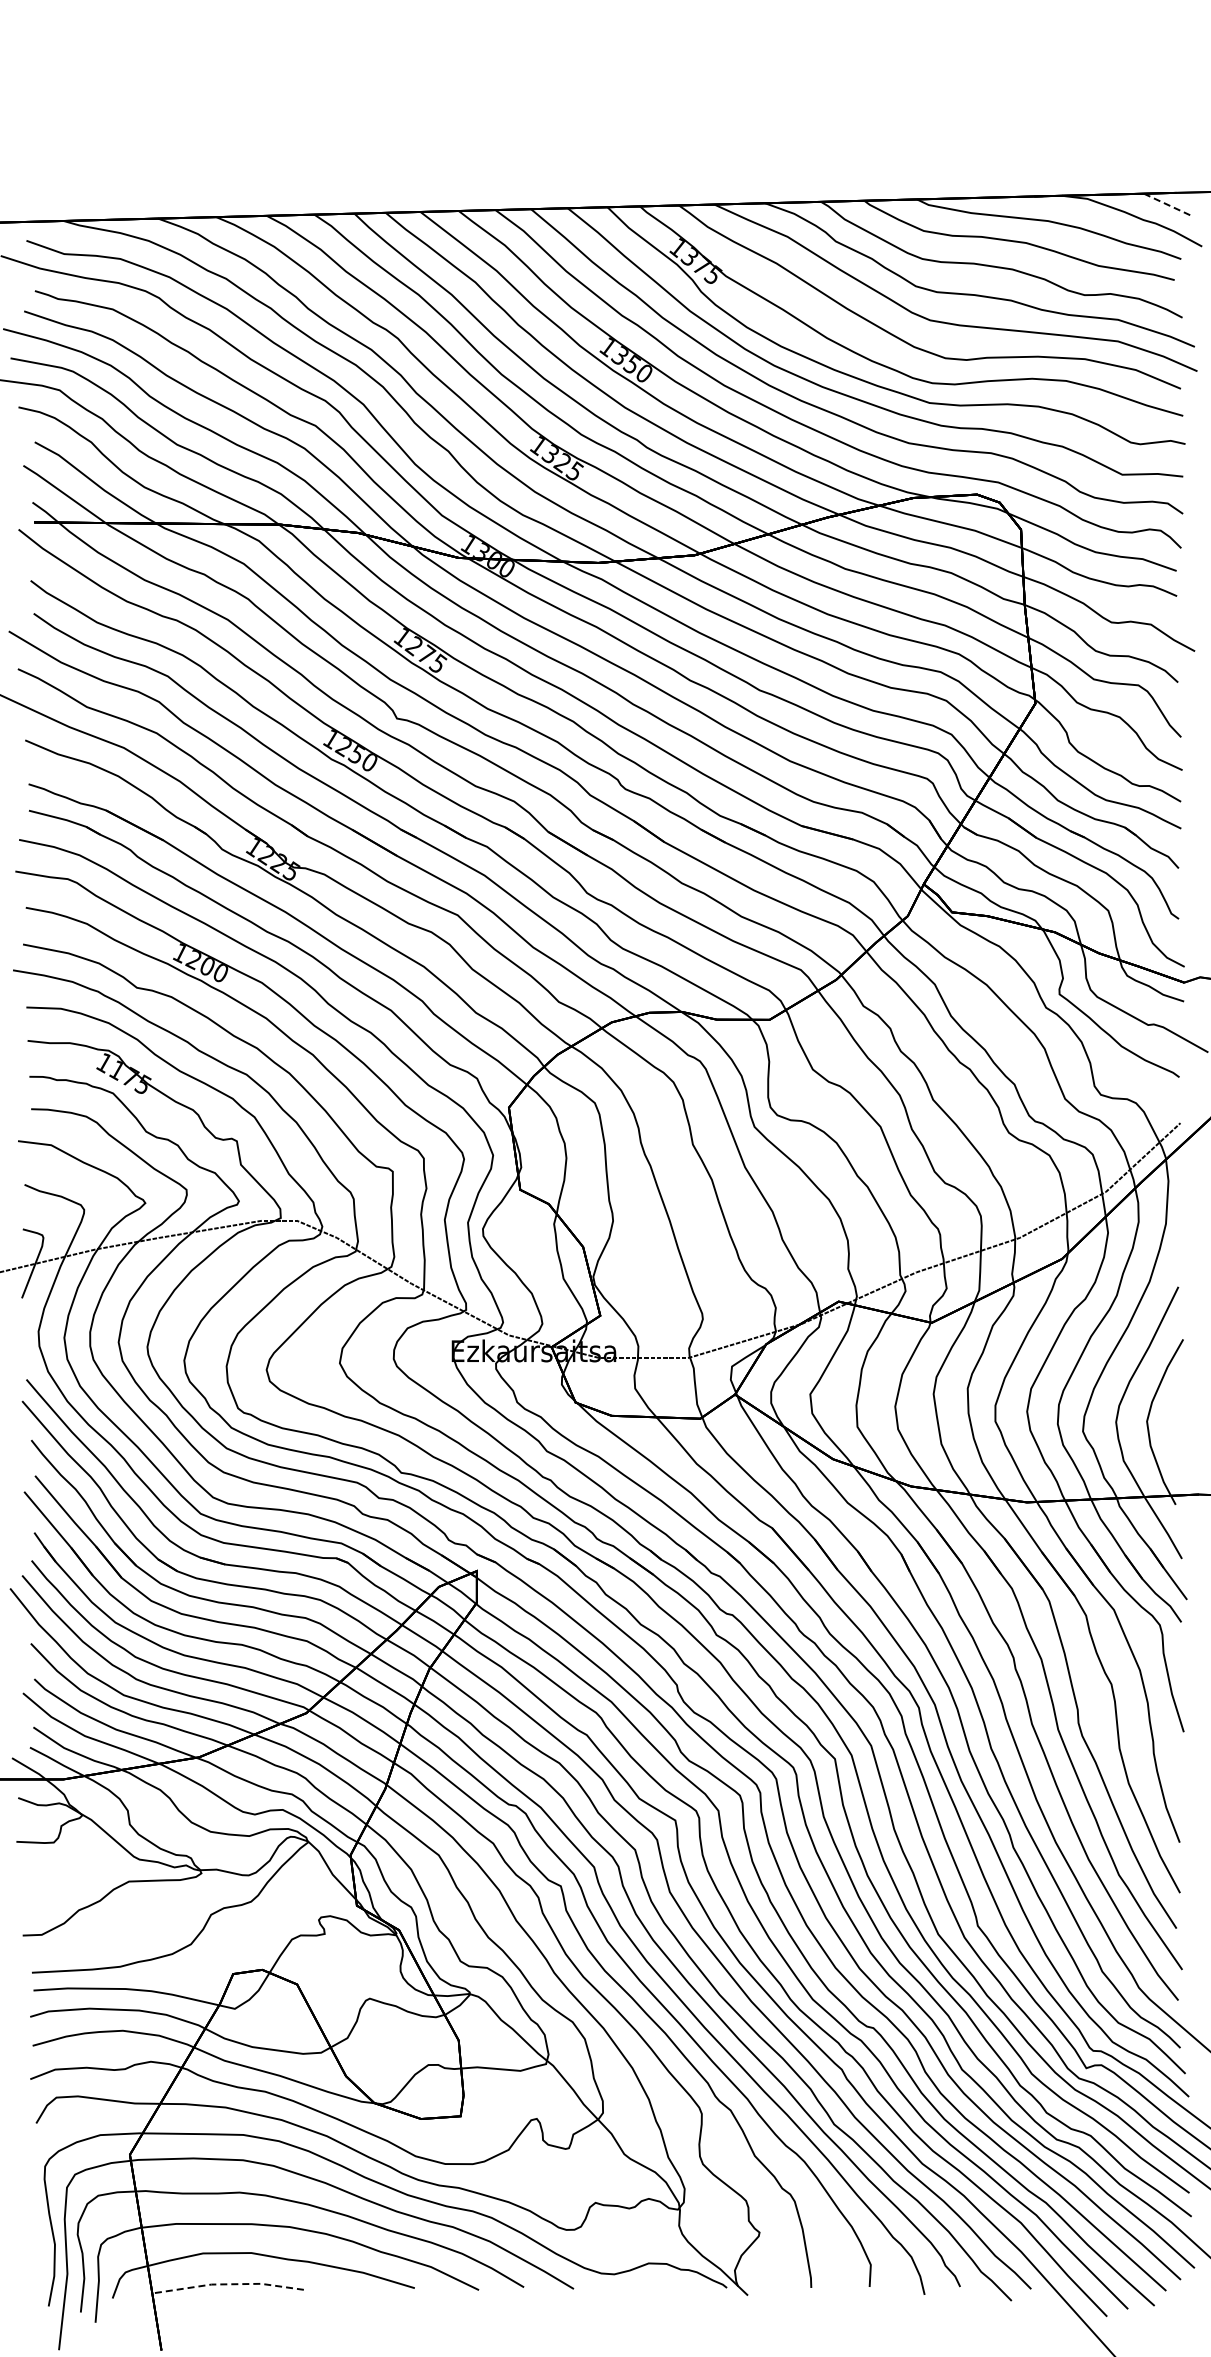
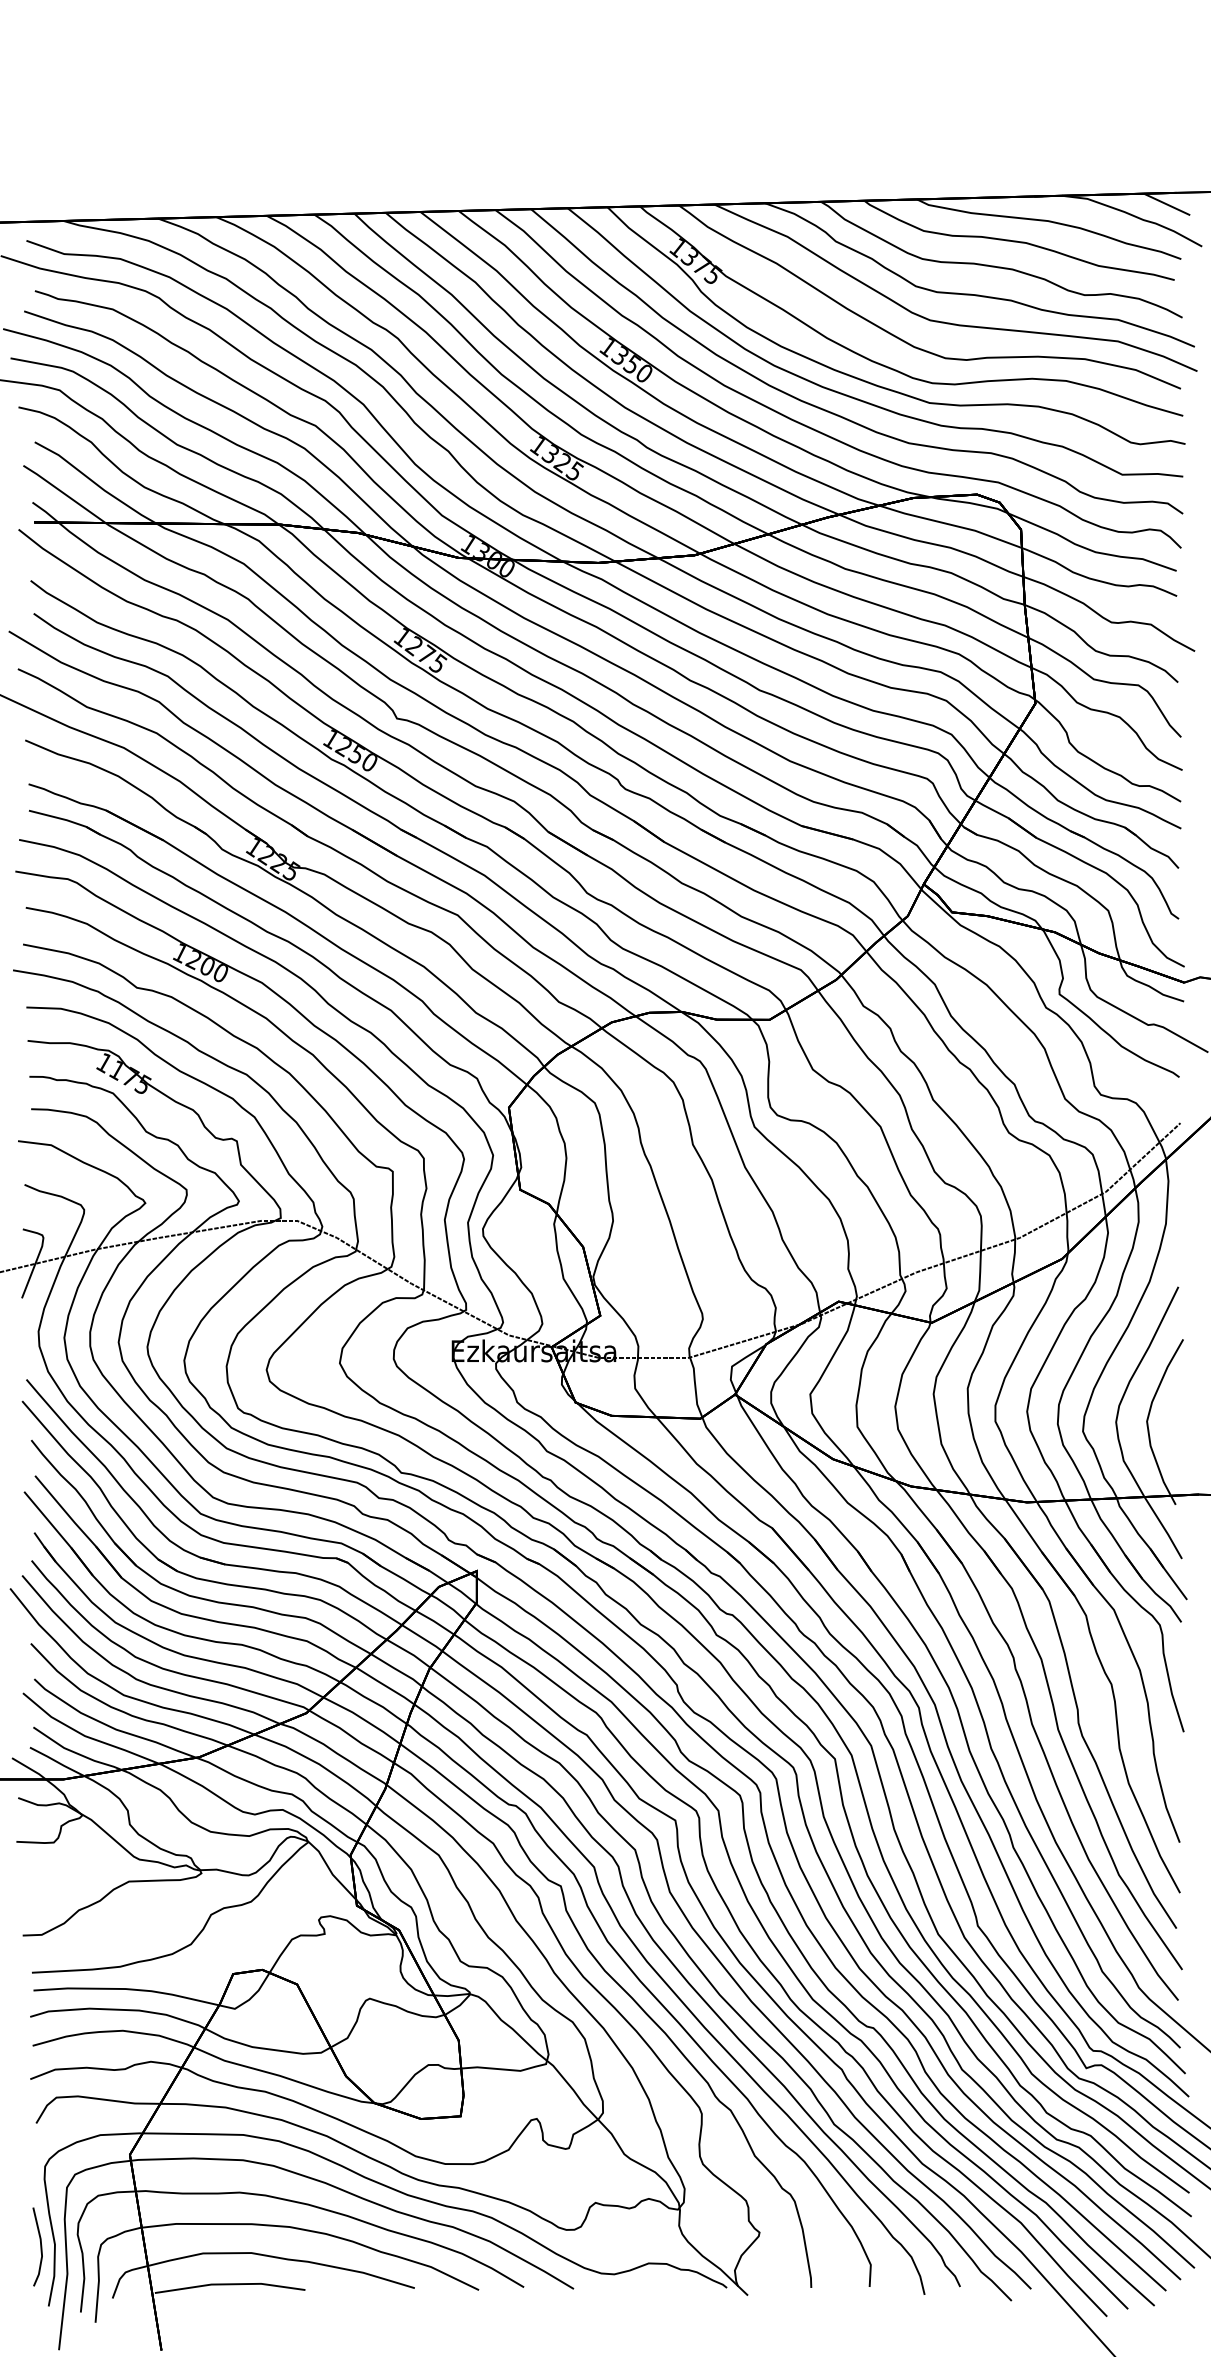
line: dashed -> solid (1167, 204)
line: none -> present (40, 2246)
line: dashed -> solid (230, 2284)
